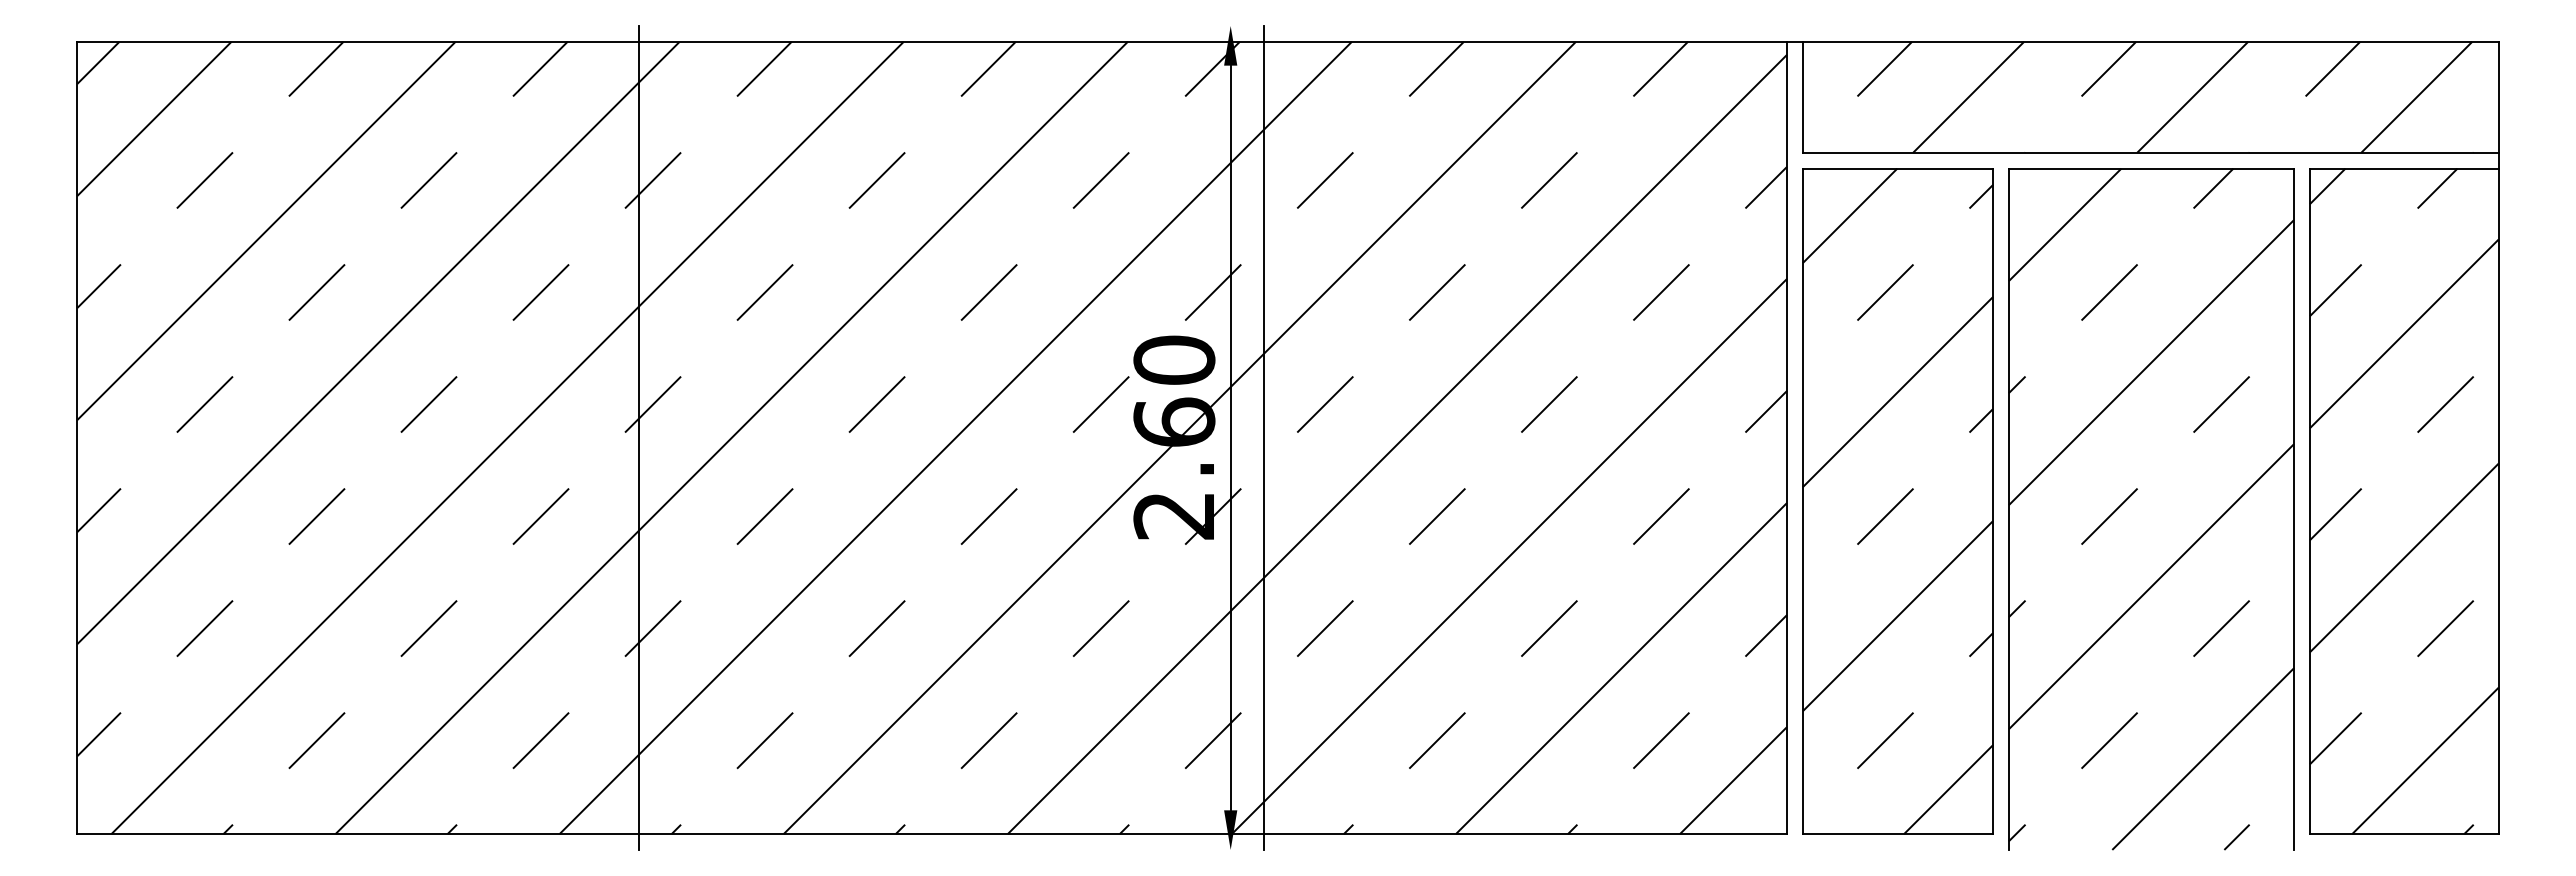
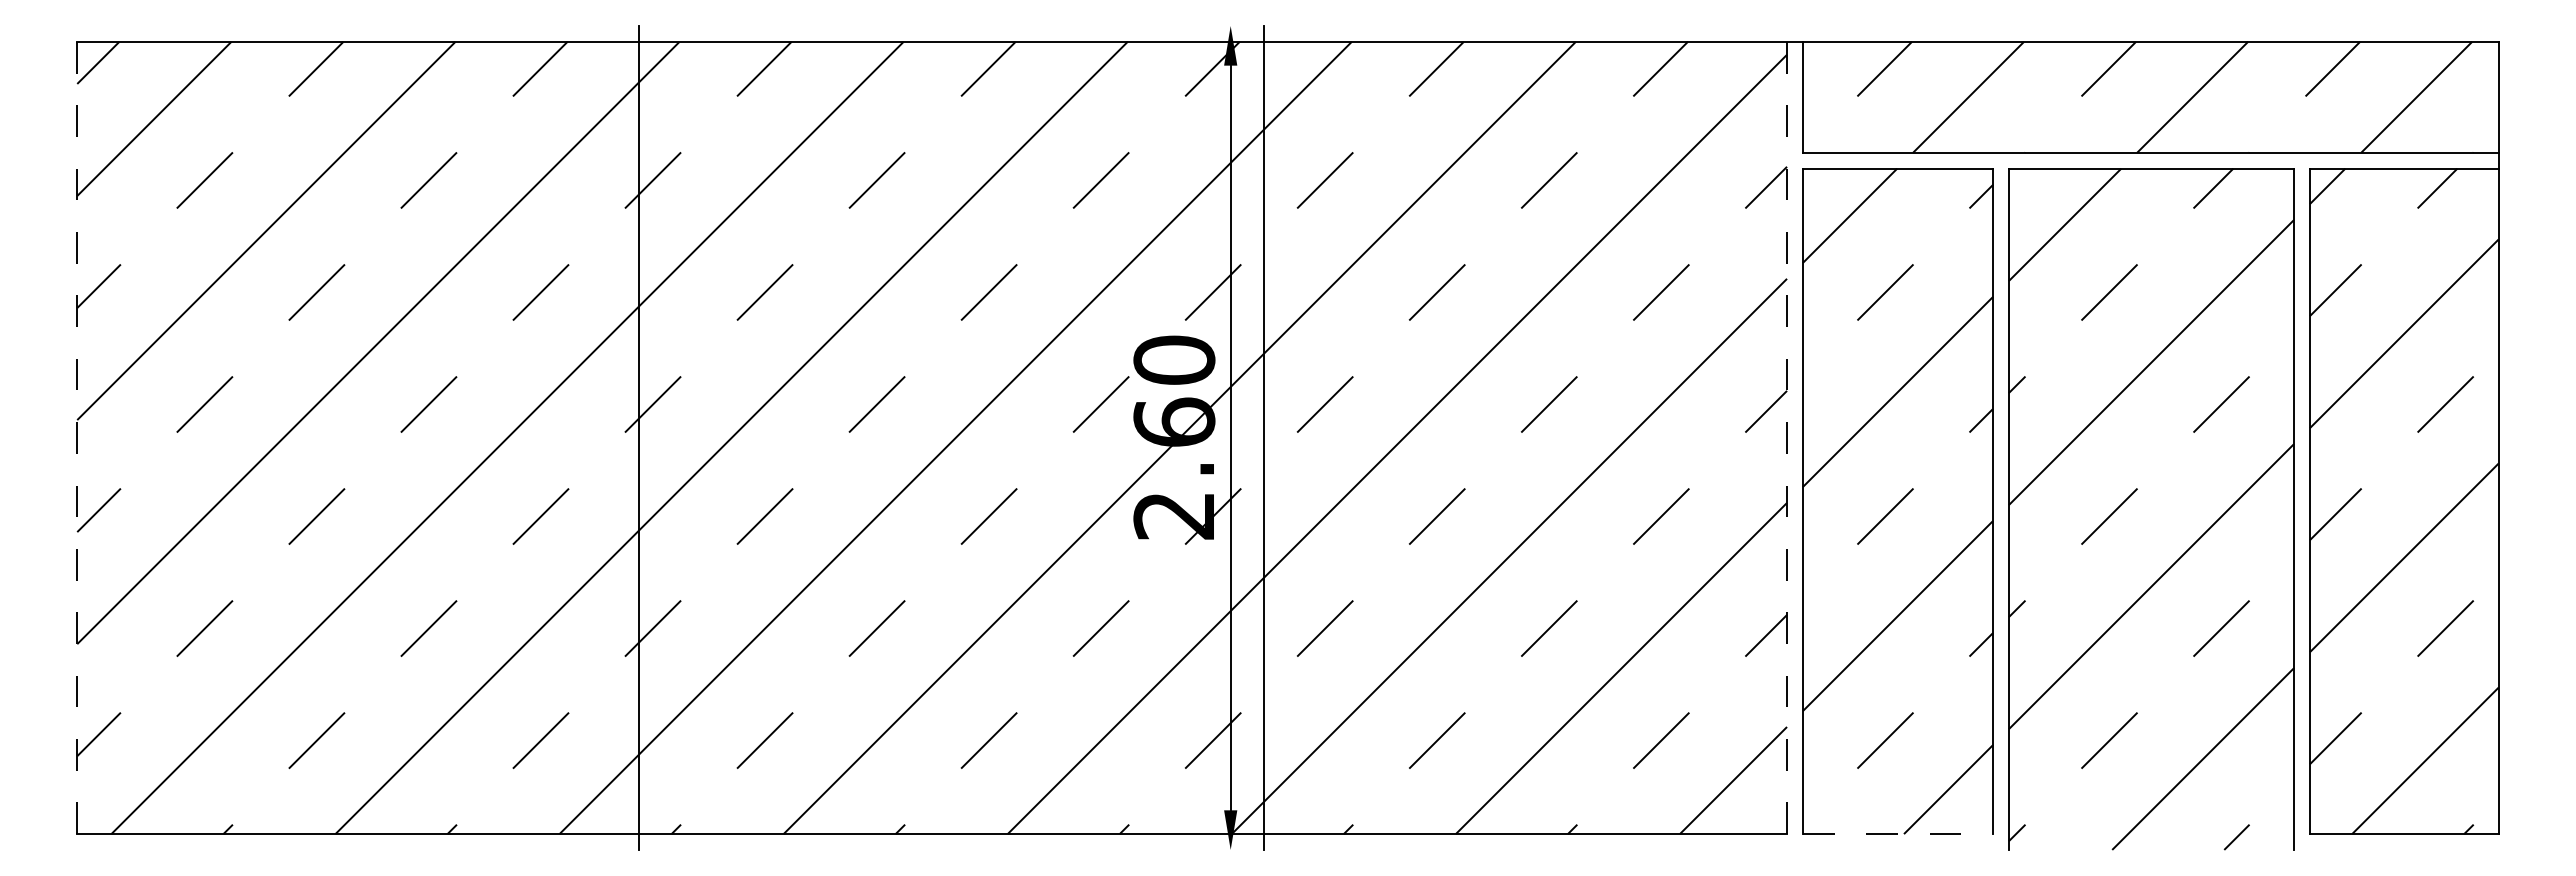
line: solid -> dashed (77, 438)
line: solid -> dashed (1787, 438)
line: solid -> dashed (1898, 834)
